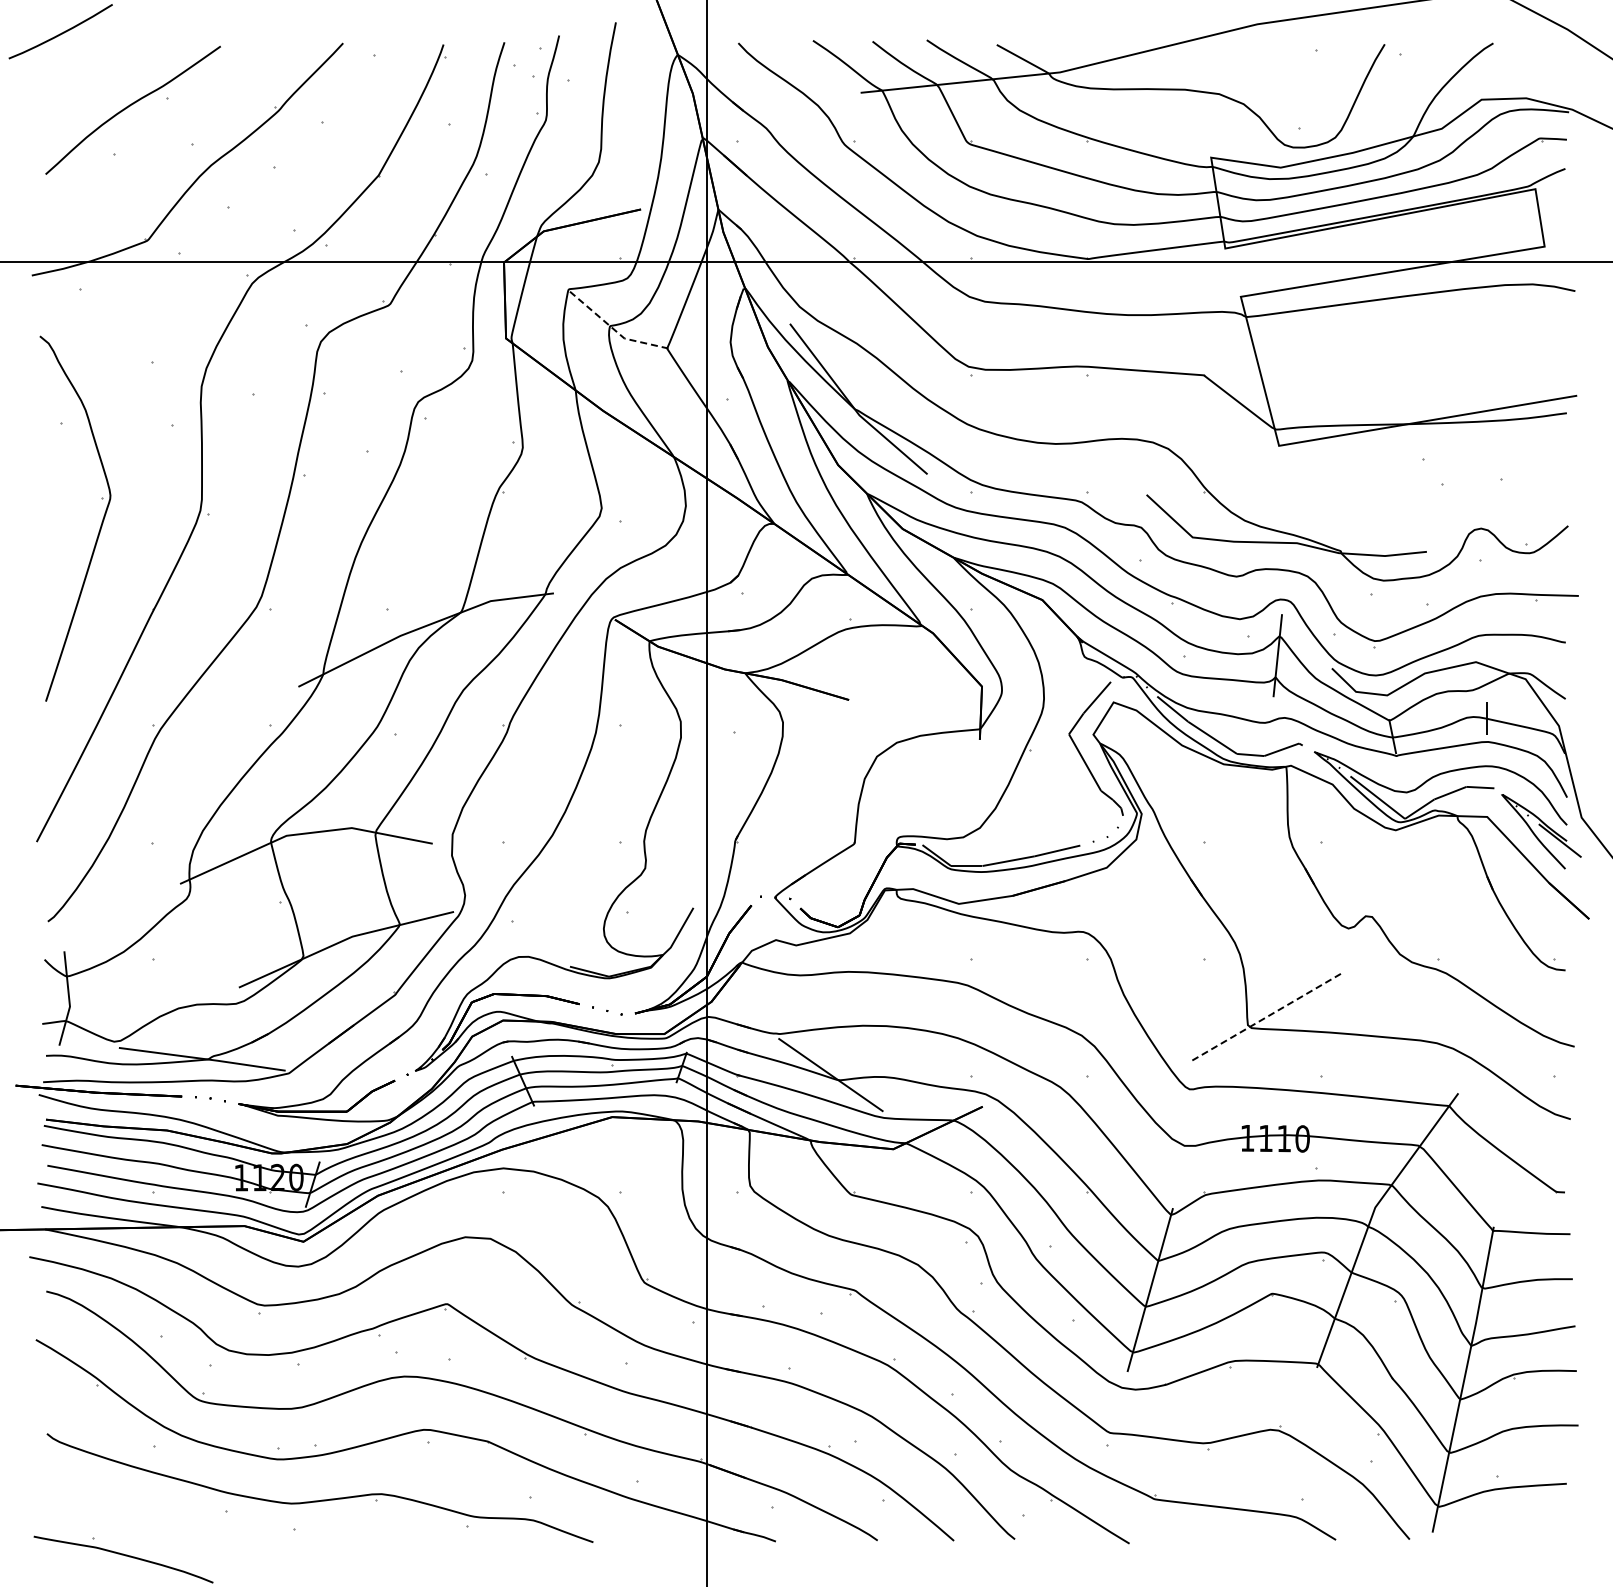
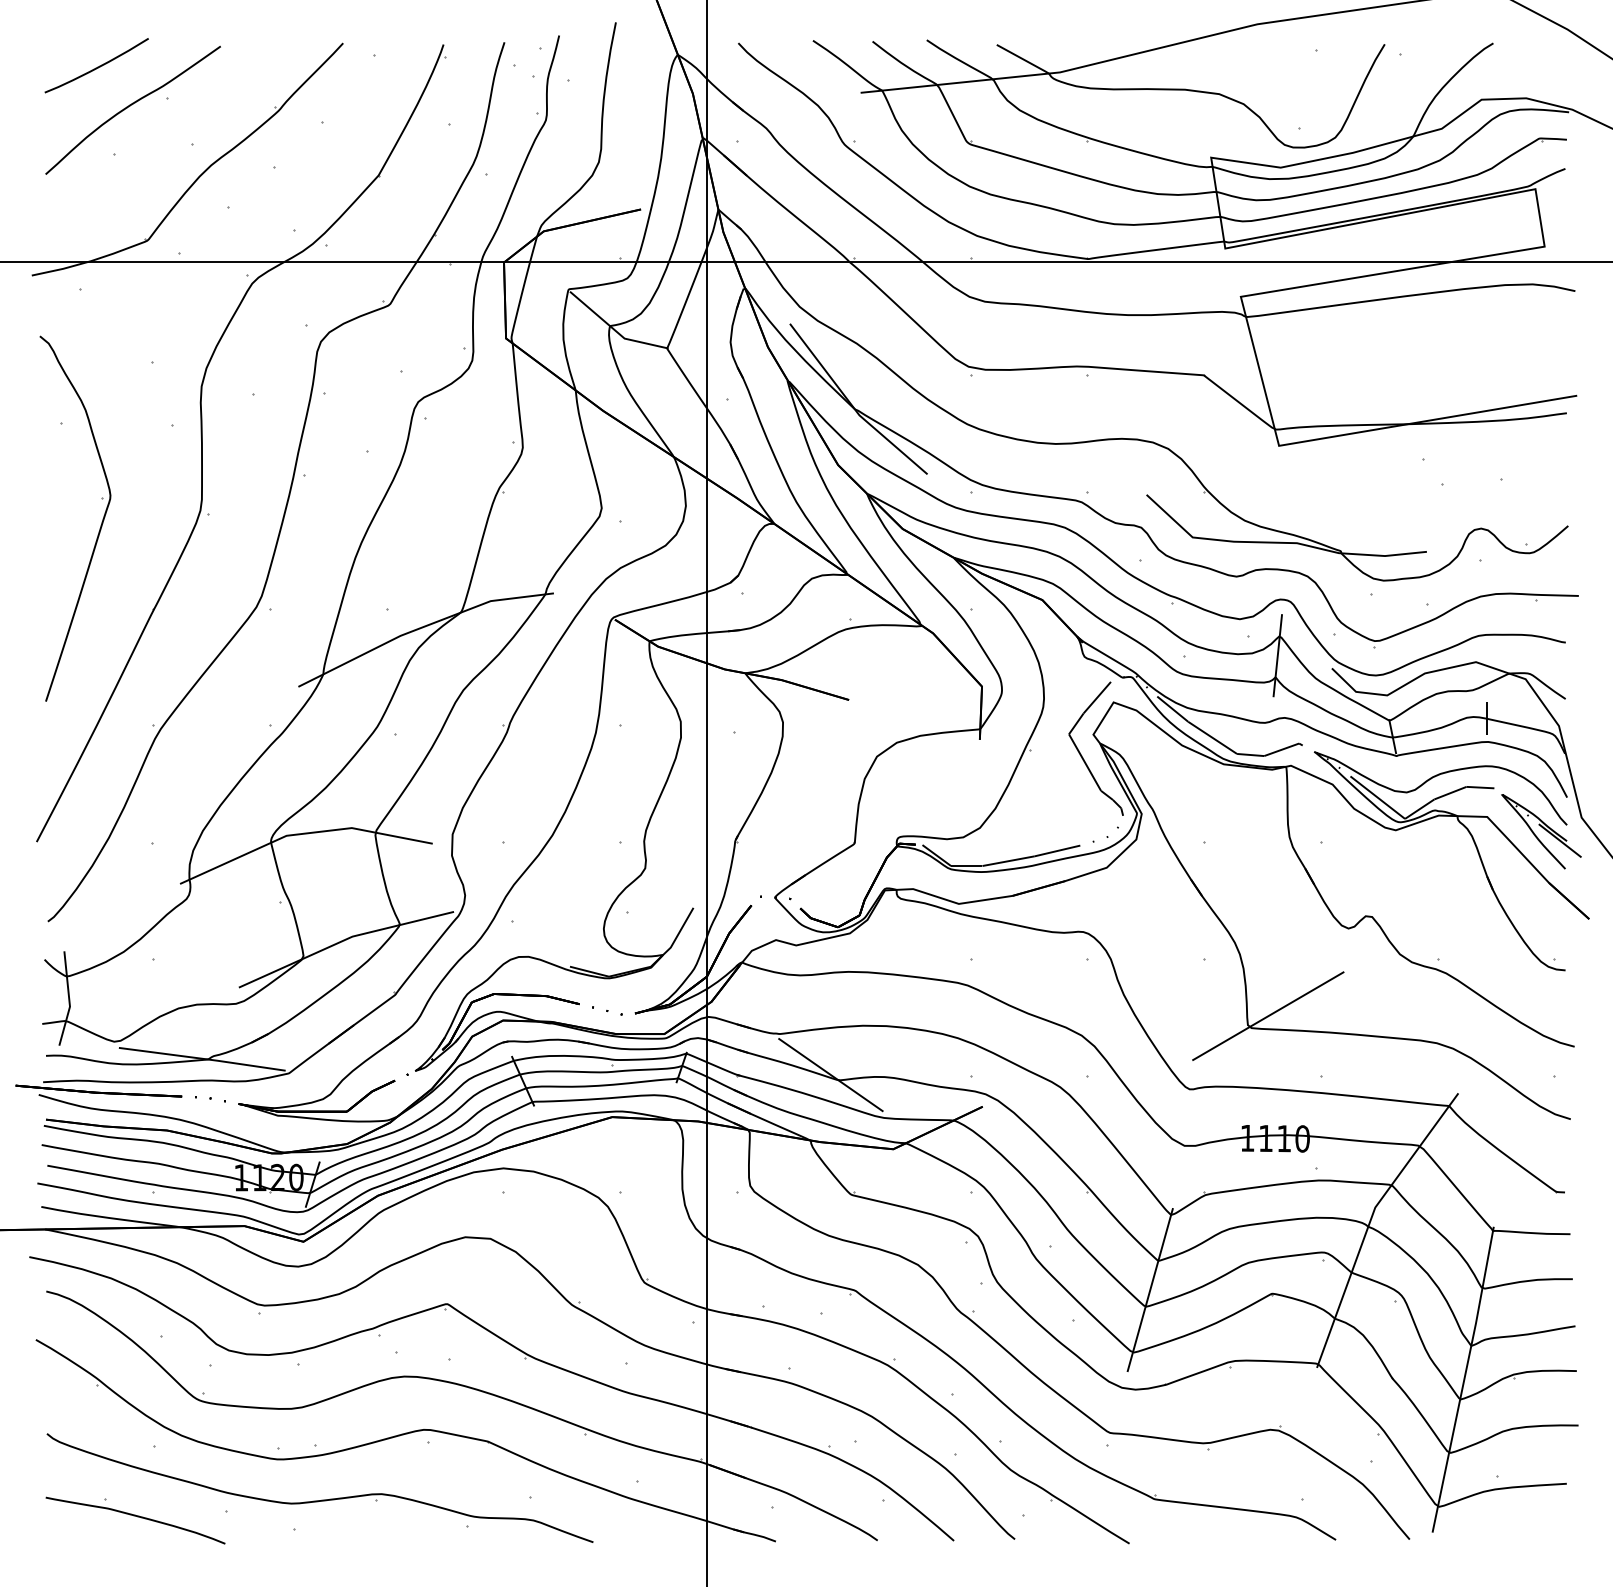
curve position: (61, 32) -> (97, 66) (97, 66)
line: dashed -> solid (615, 330)
line: dashed -> solid (1268, 1016)
part position: (123, 1559) -> (135, 1520) (135, 1520)
